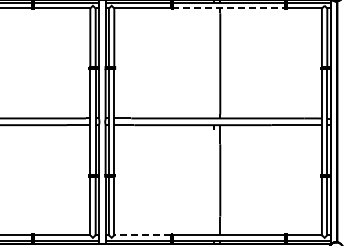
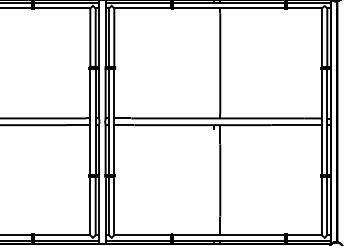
line: dashed -> solid (228, 8)
line: dashed -> solid (142, 235)
